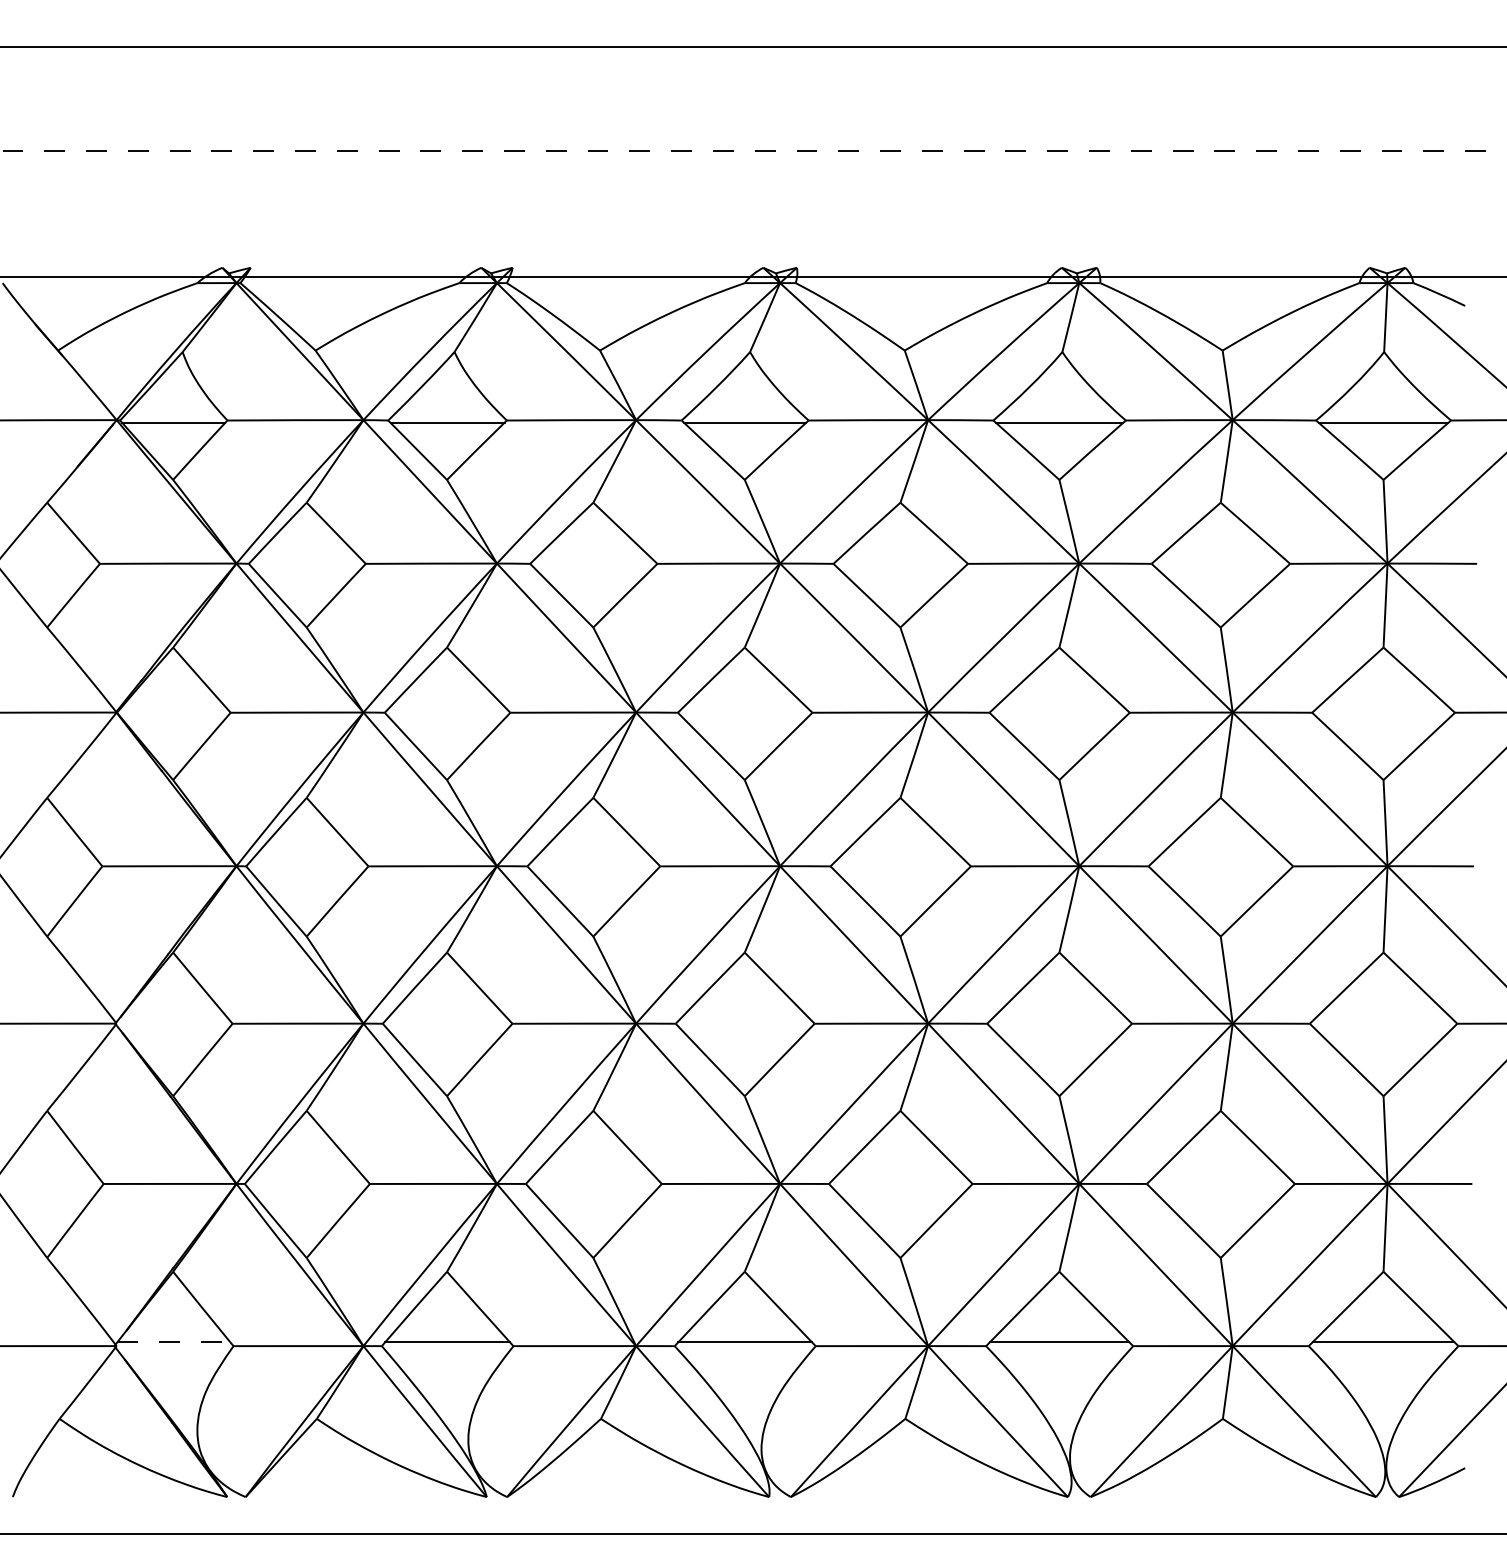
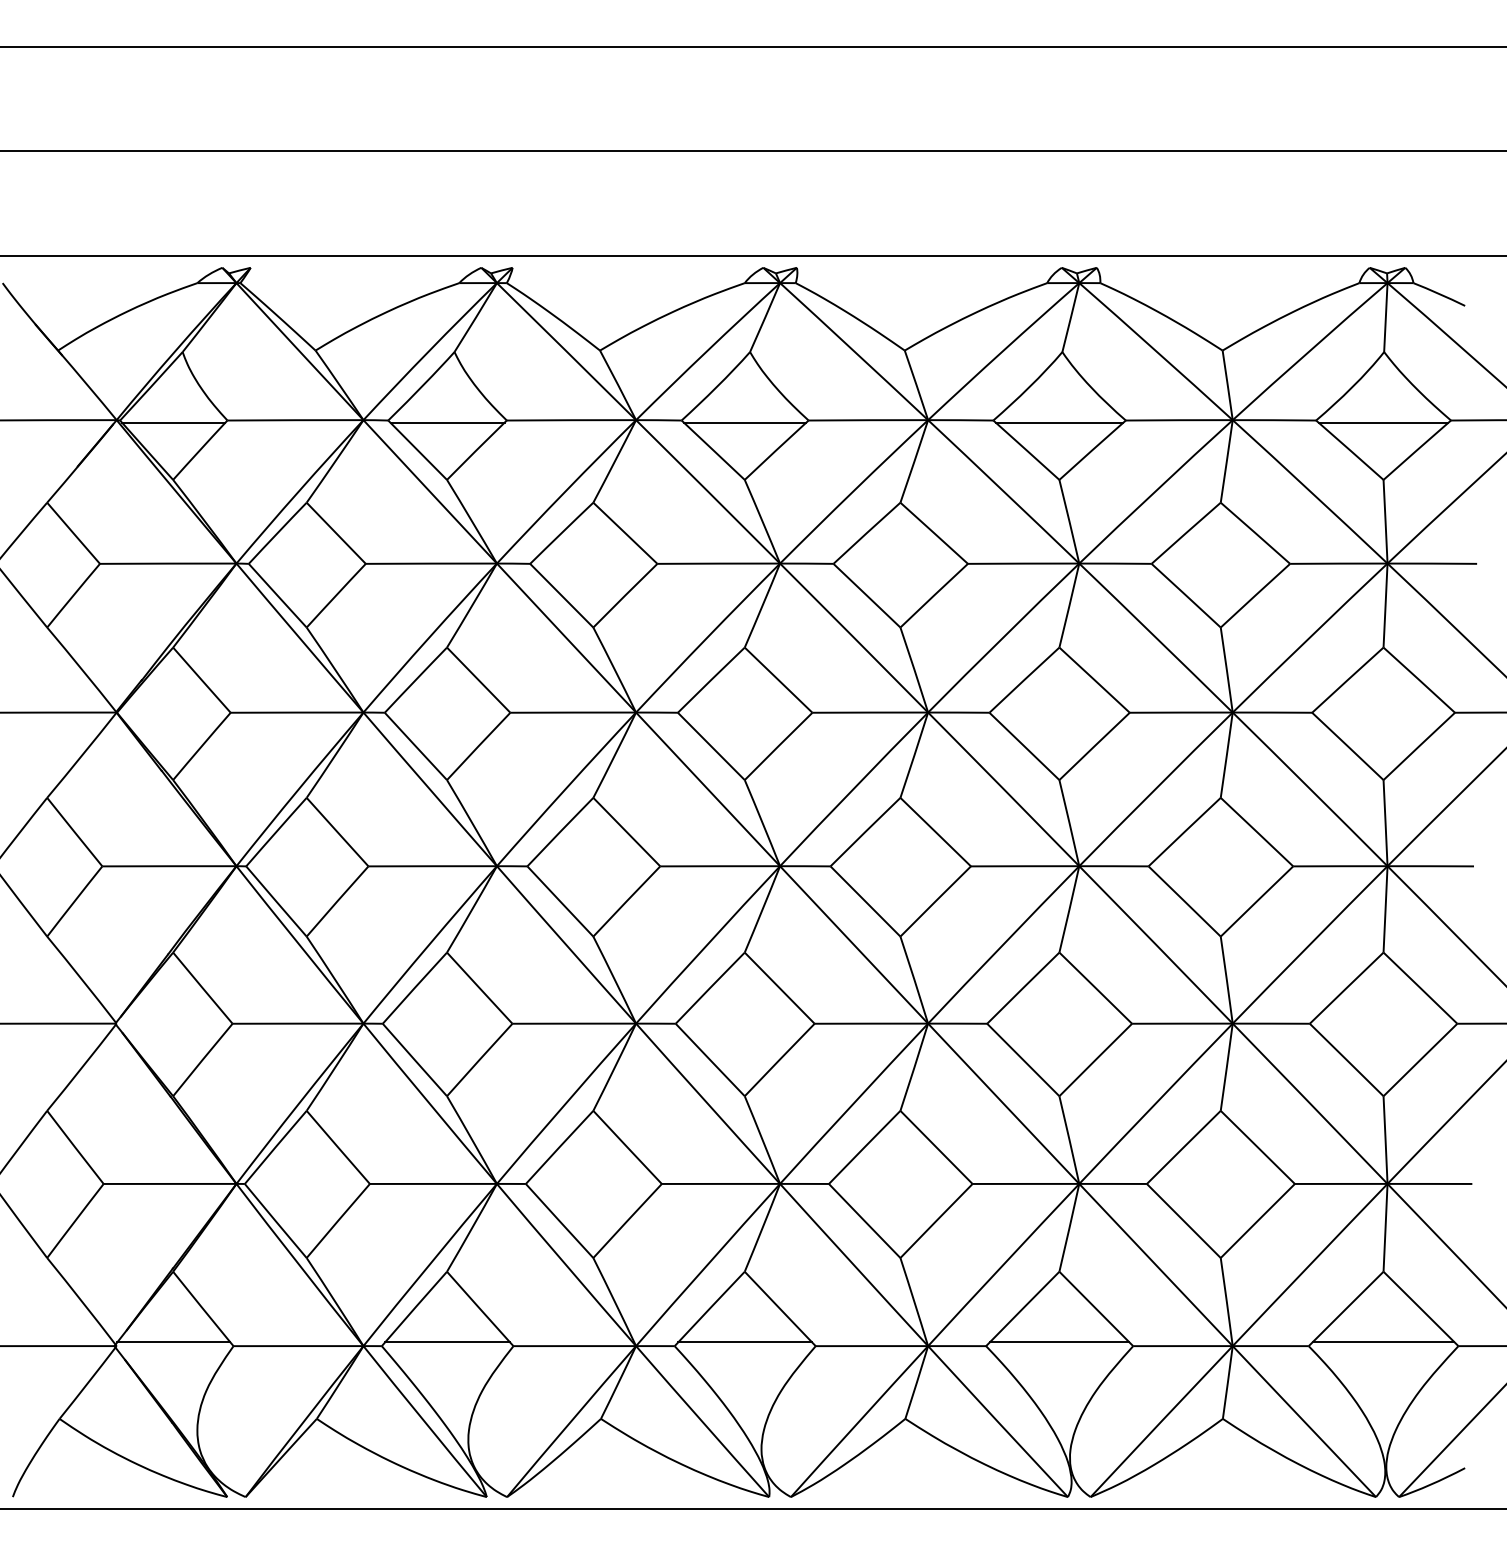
line: dashed -> solid (753, 151)
line position: (752, 276) -> (752, 255) (752, 255)
line: dashed -> solid (174, 1342)
line position: (752, 1534) -> (752, 1509) (752, 1509)
